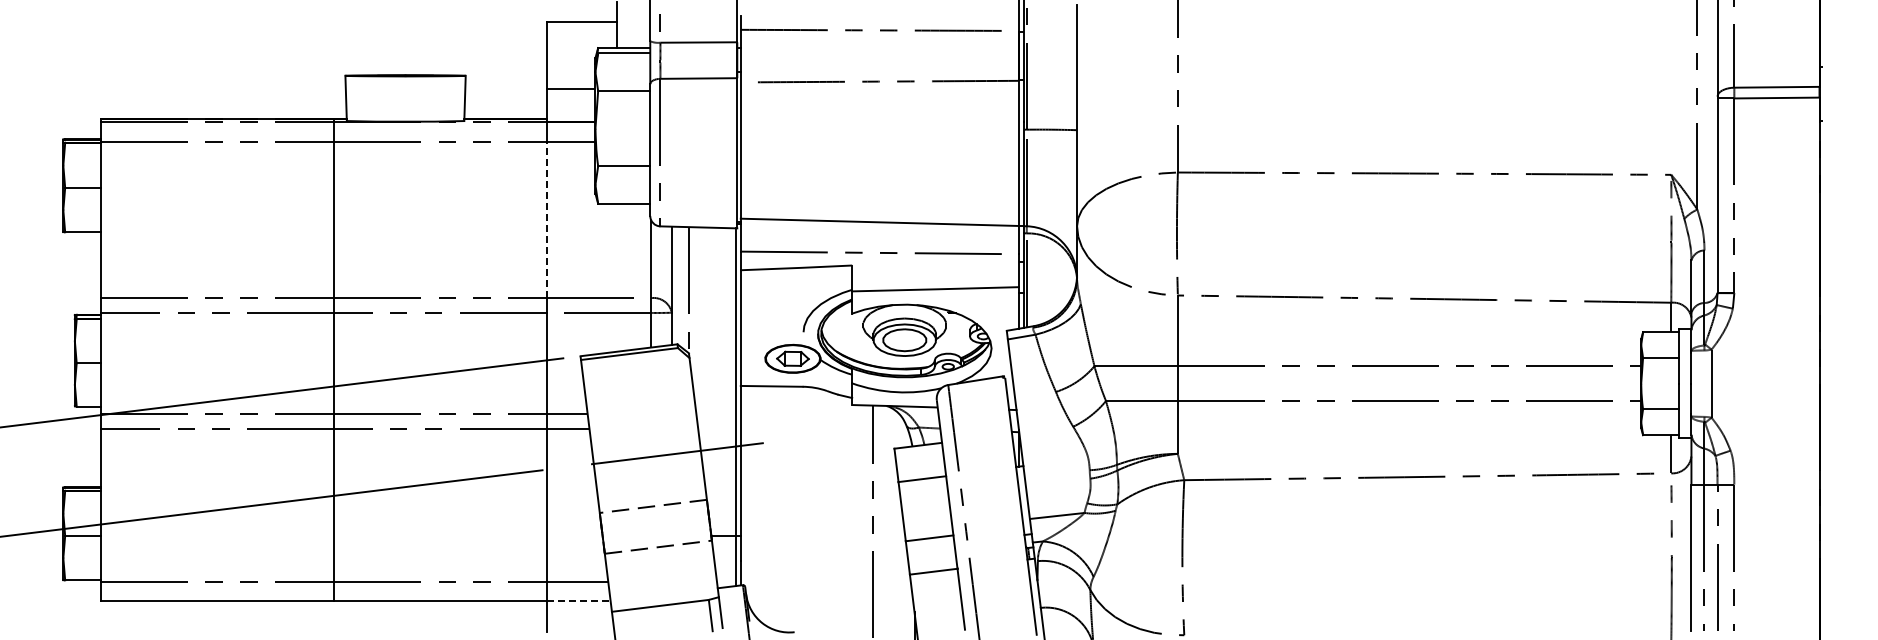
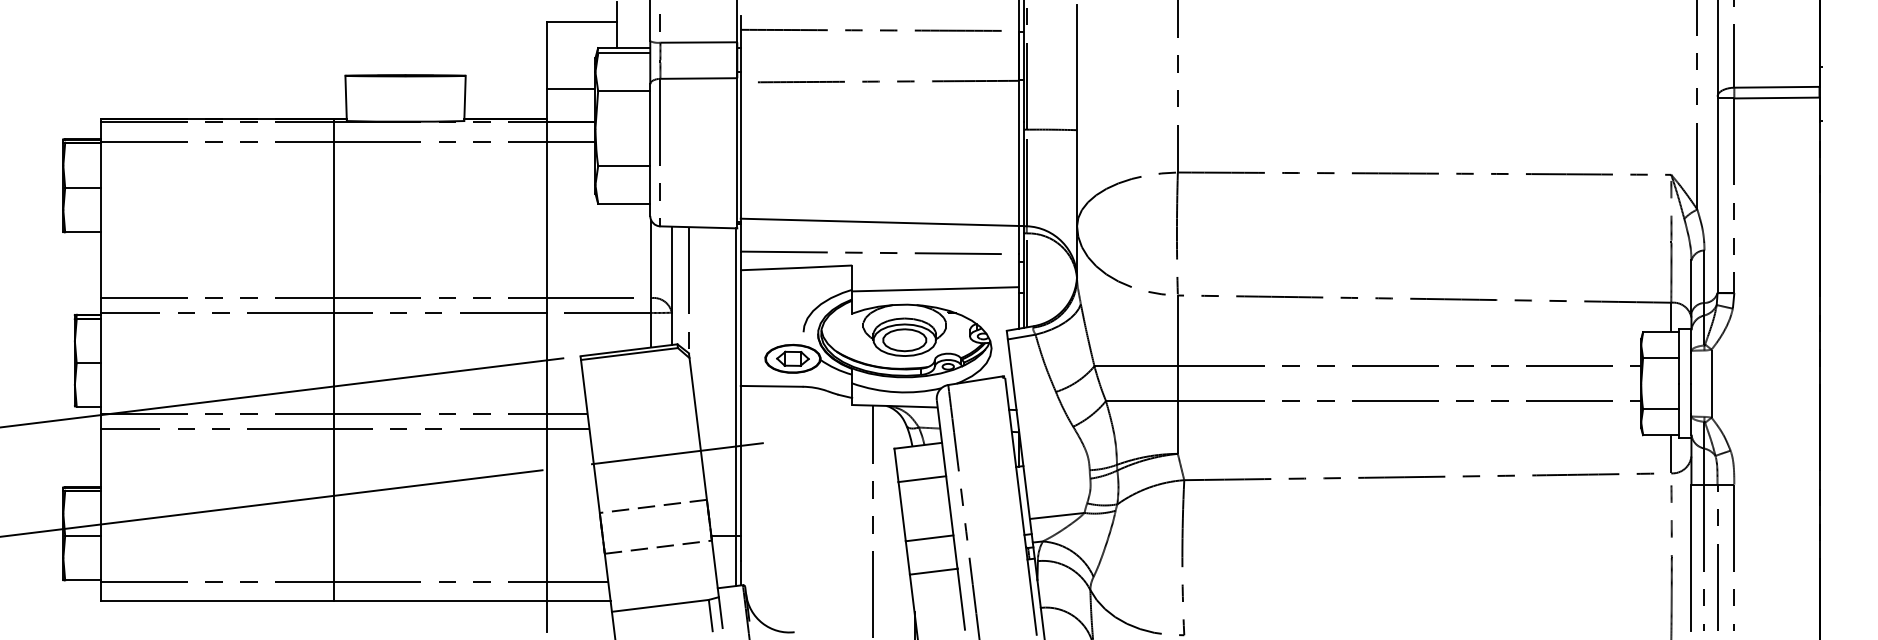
line: dashed -> solid (546, 219)
line: dashed -> solid (579, 600)
